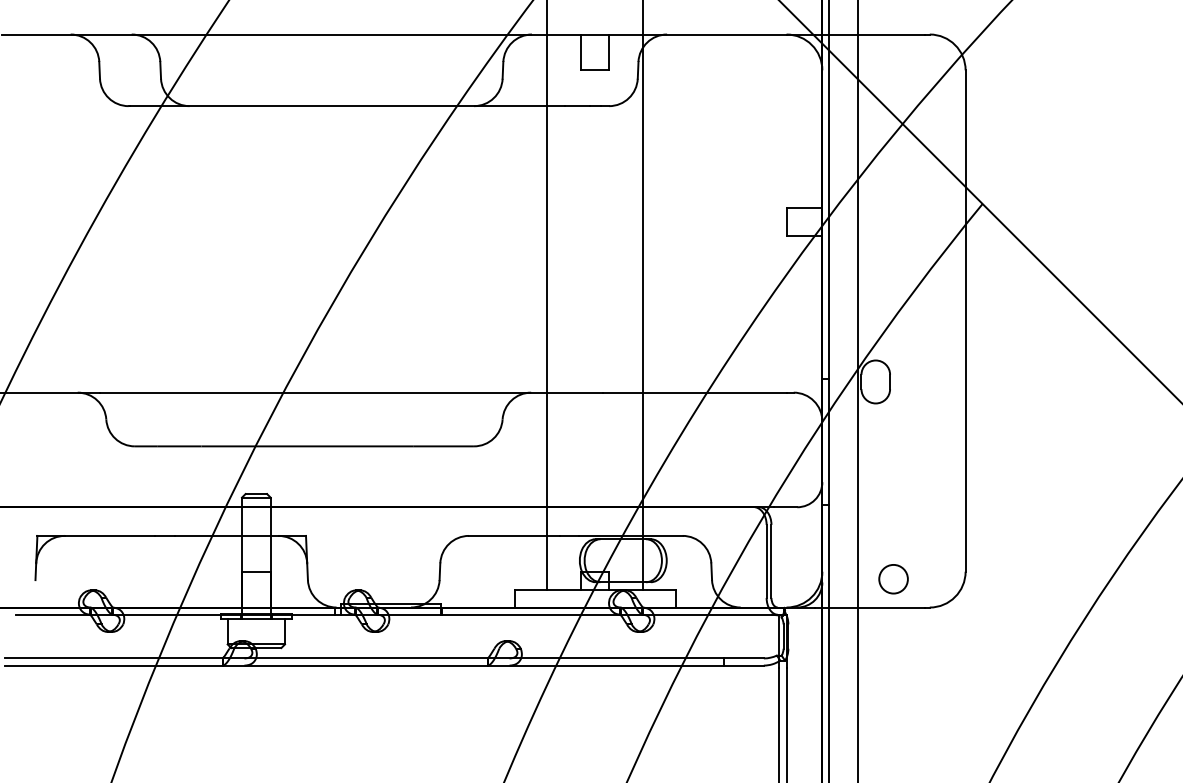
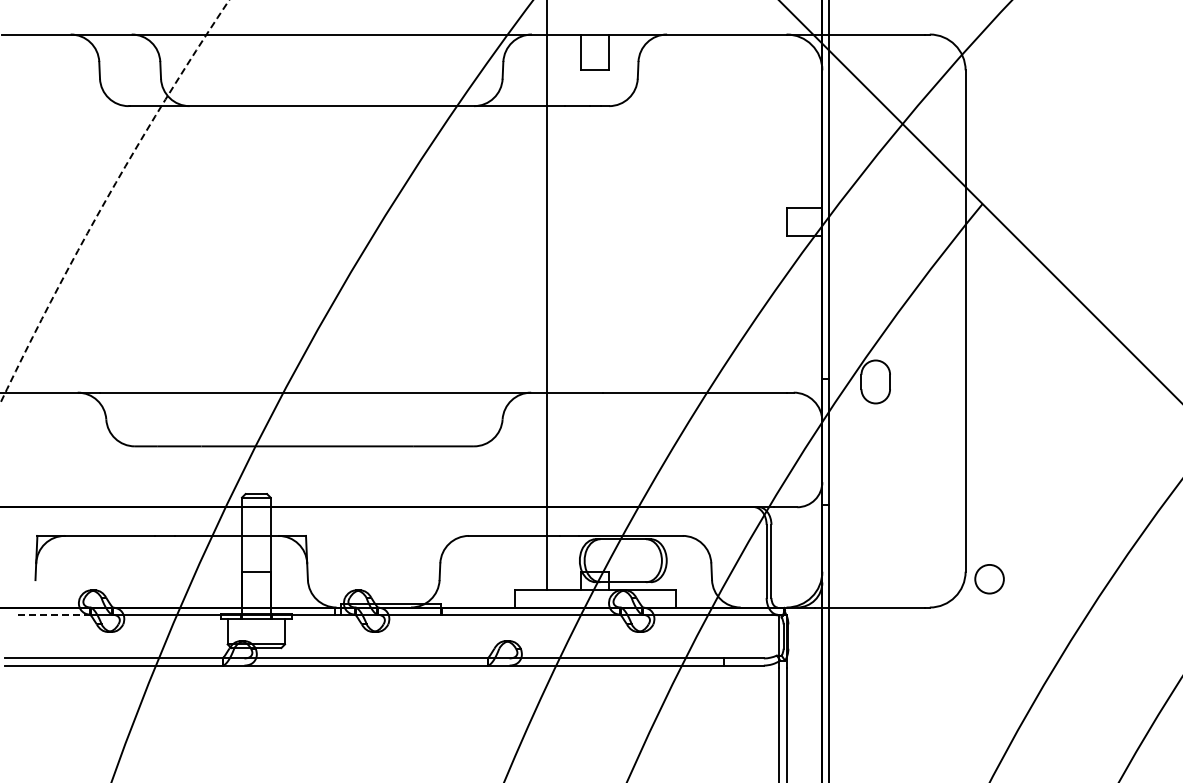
circle: solid -> dashed (114, 201)
line: present -> none (643, 295)
line: present -> none (857, 390)
circle position: (893, 579) -> (989, 579) (989, 579)
line: solid -> dashed (53, 614)
